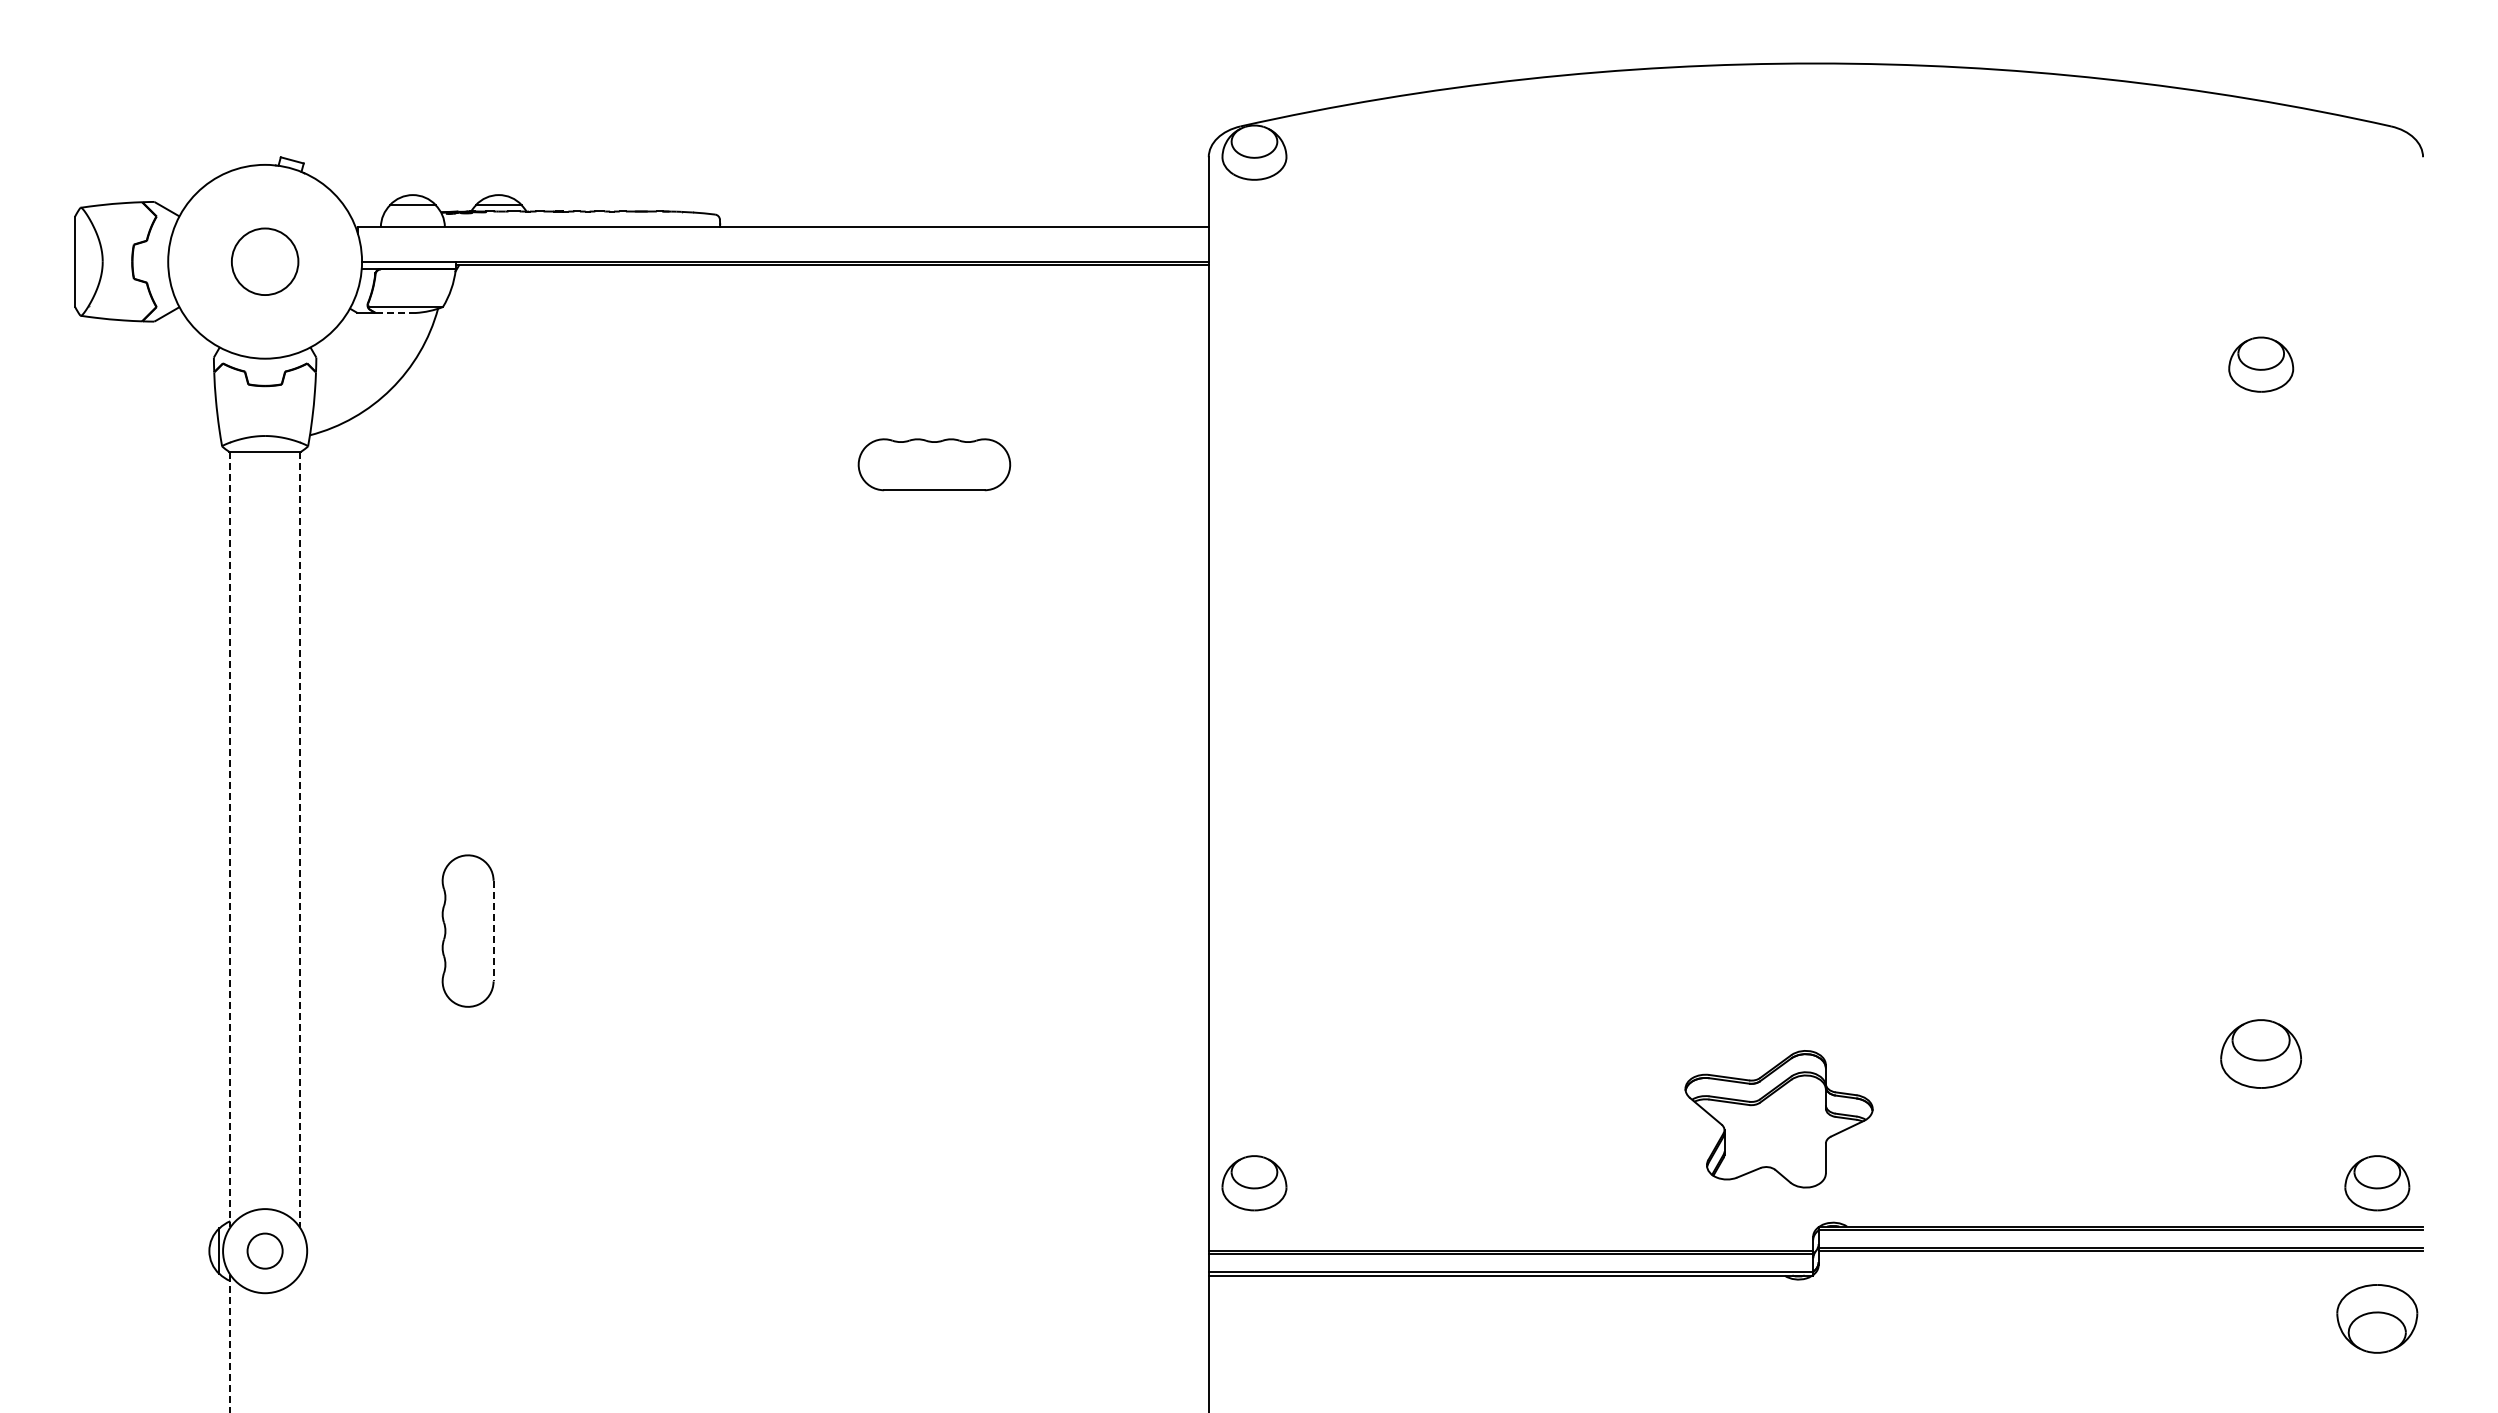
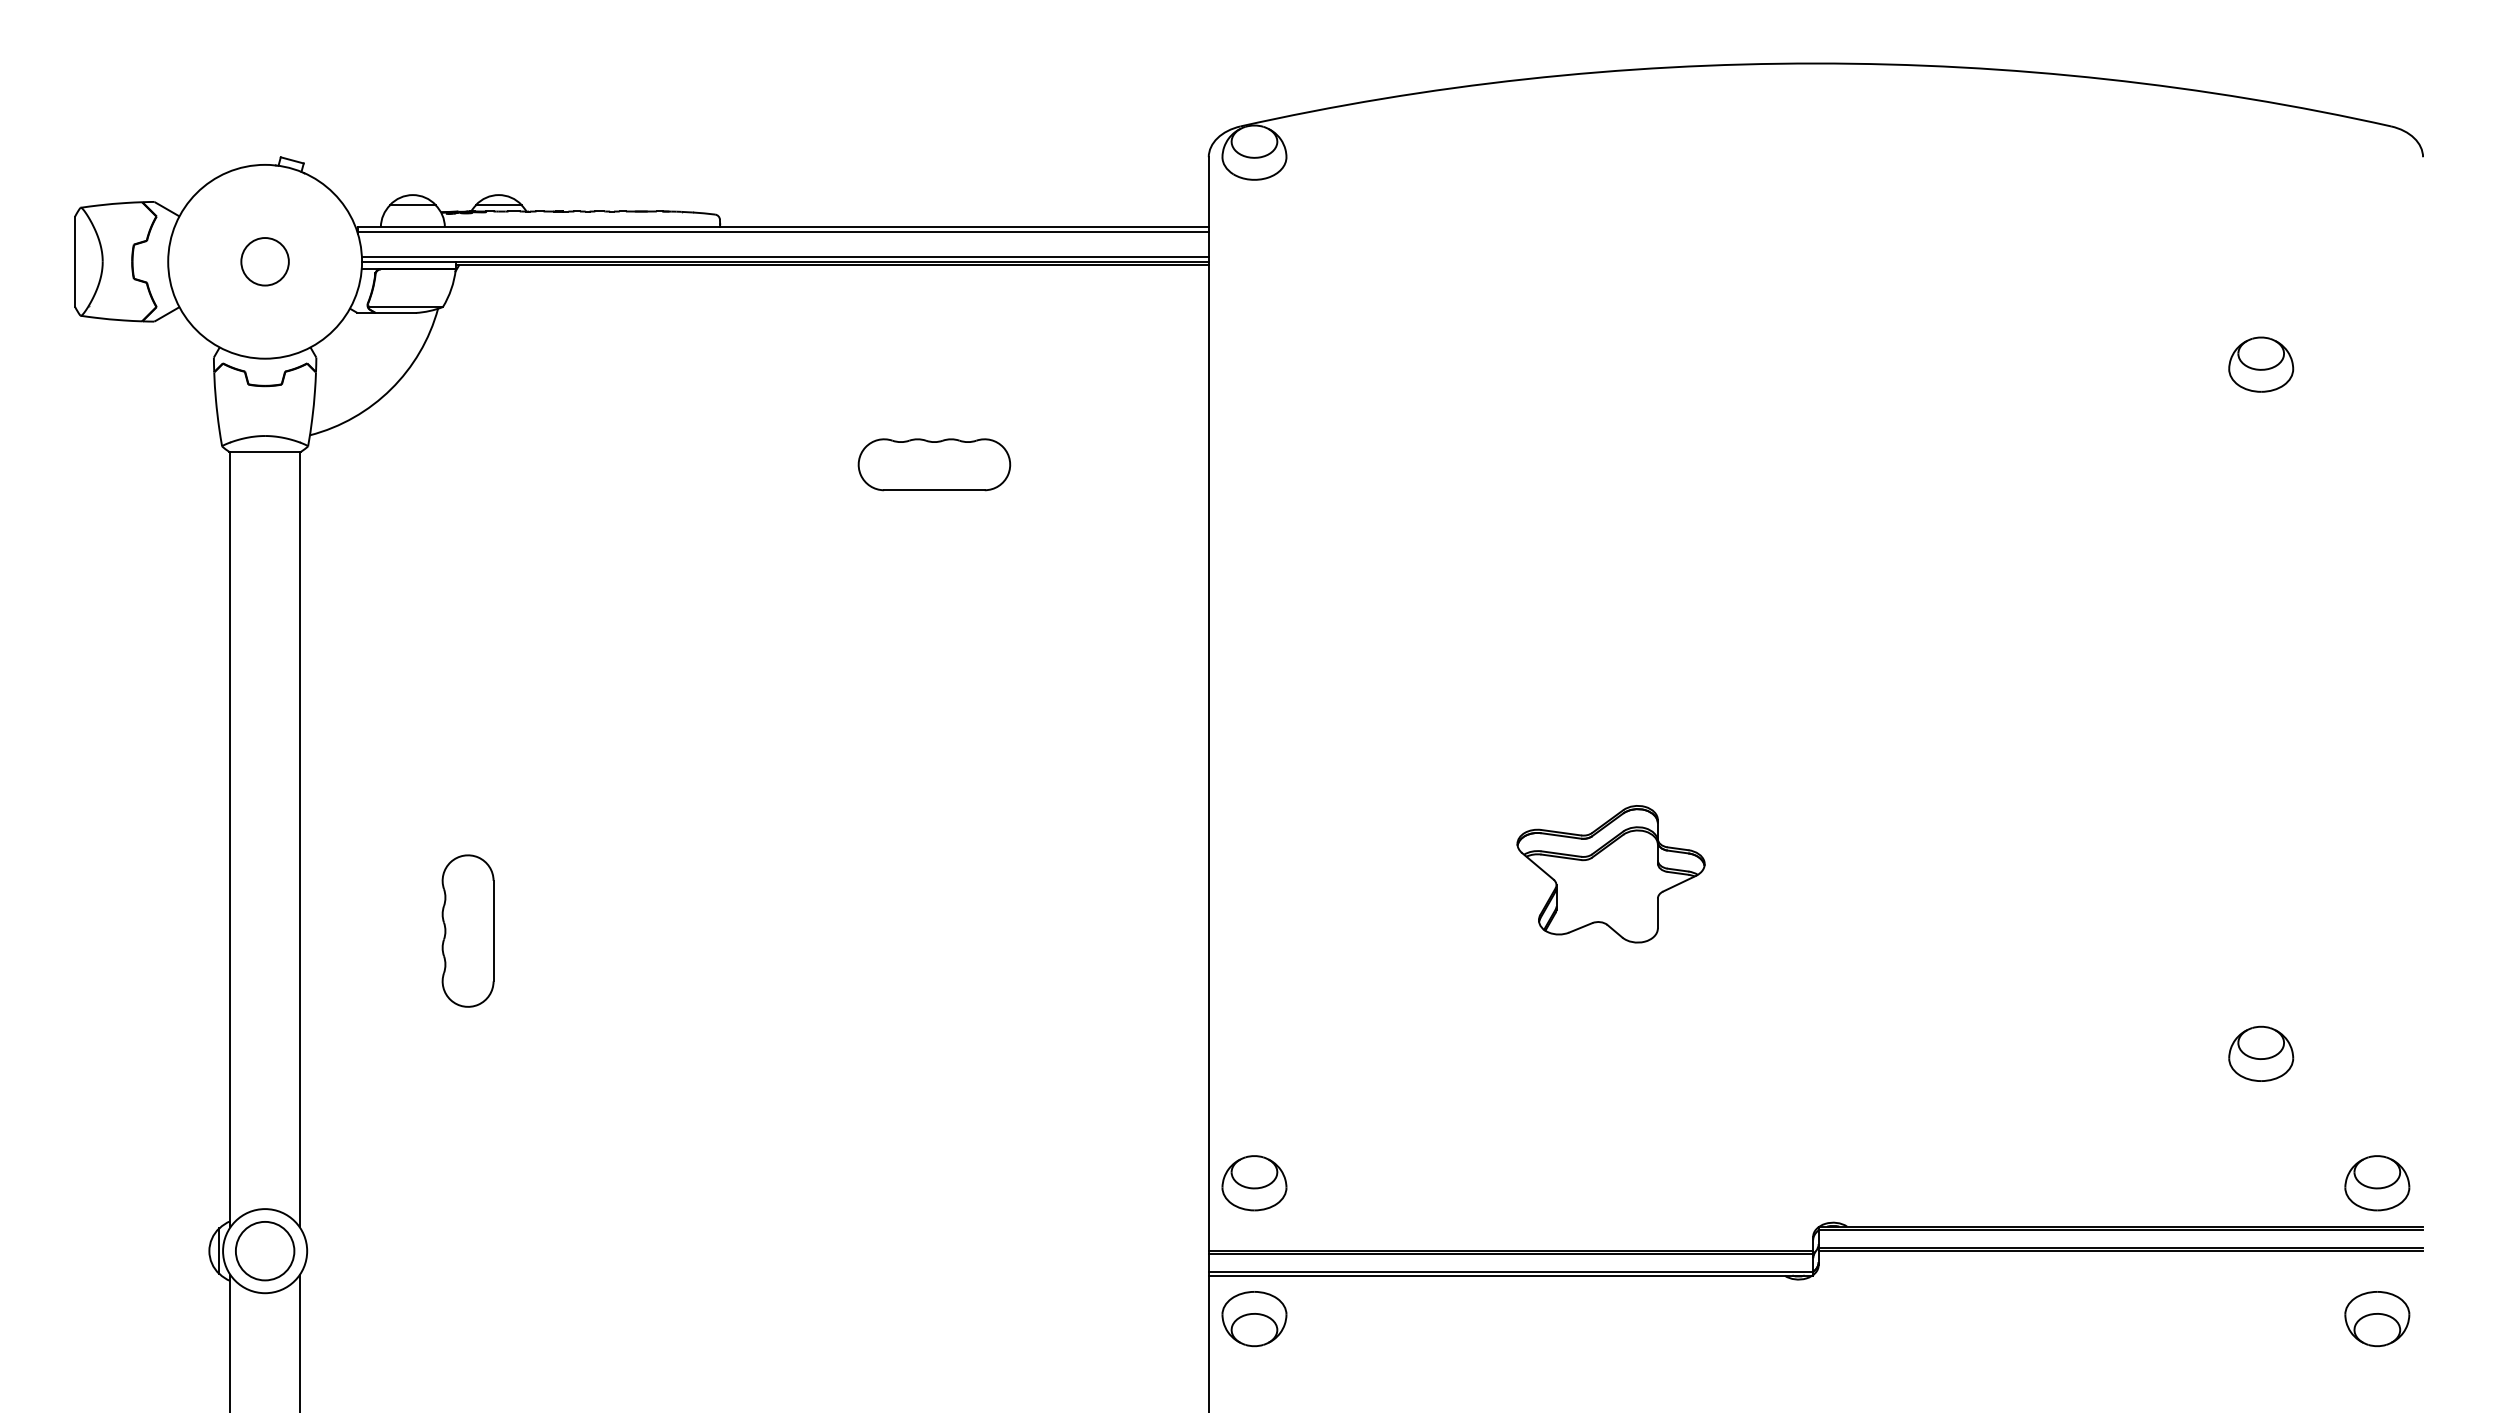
line: none -> present (783, 231)
line: none -> present (784, 257)
circle diameter: 67 px -> 48 px (264, 261)
line: dashed -> solid (395, 313)
line: dashed -> solid (230, 839)
line: dashed -> solid (299, 839)
line: dashed -> solid (493, 931)
part size: 82x70 px -> 67x57 px (2261, 1053)
part position: (1778, 1119) -> (1610, 874) (1610, 874)
circle diameter: 35 px -> 59 px (264, 1250)
part size: 83x70 px -> 67x57 px (2377, 1319)
part: none -> present (1254, 1319)
line: none -> present (299, 1341)
line: dashed -> solid (230, 1343)
